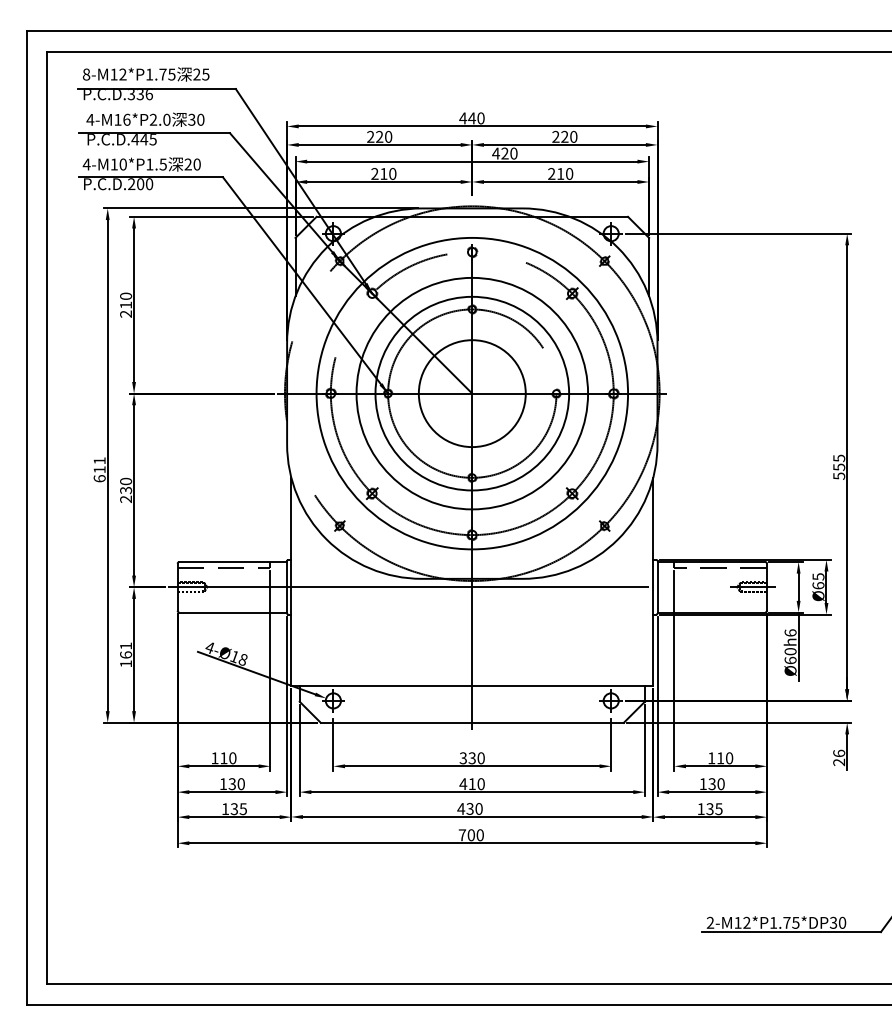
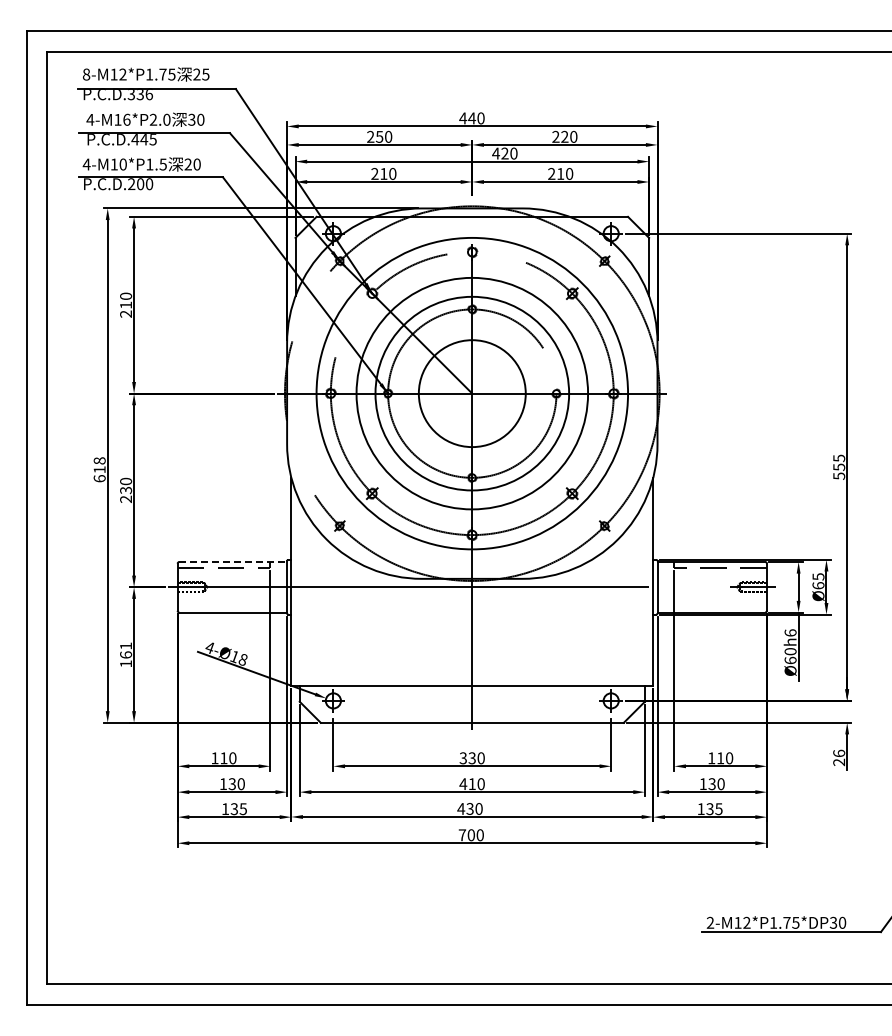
text: 220 -> 250 (379, 136)
text: 611 -> 618 (99, 460)
line: solid -> dashed (233, 562)
